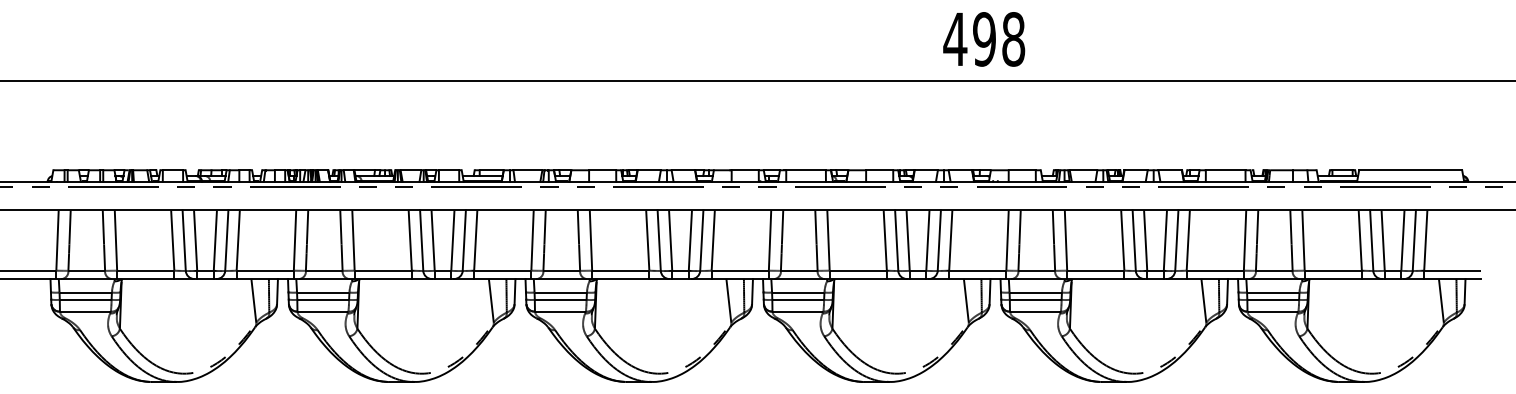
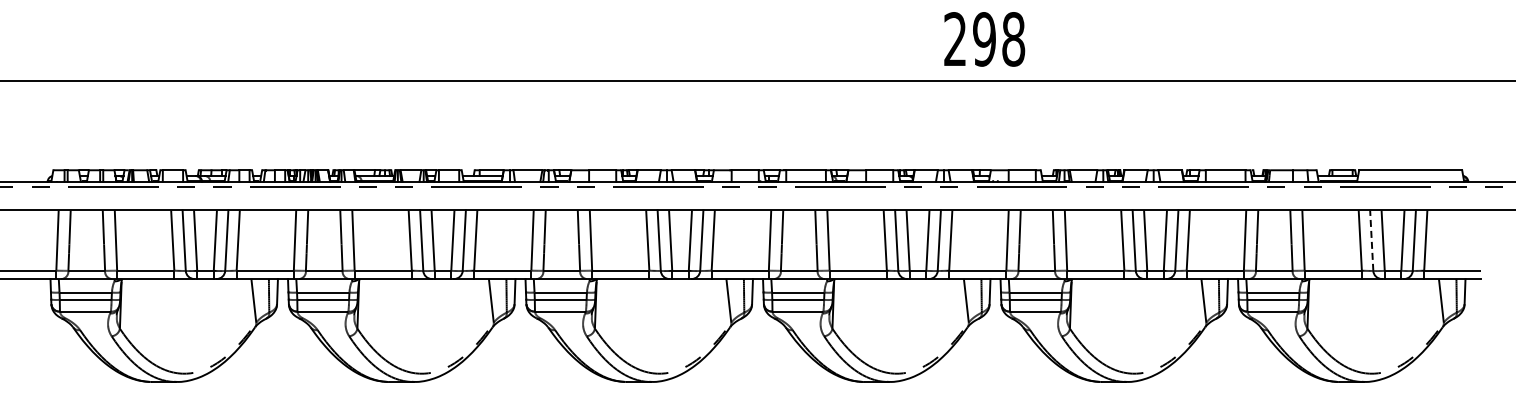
text: 498 -> 298 (955, 38)
line: solid -> dashed (1371, 240)
